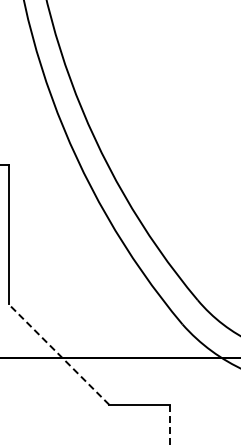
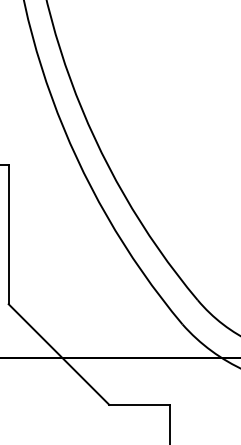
line: dashed -> solid (58, 354)
line: dashed -> solid (169, 424)
